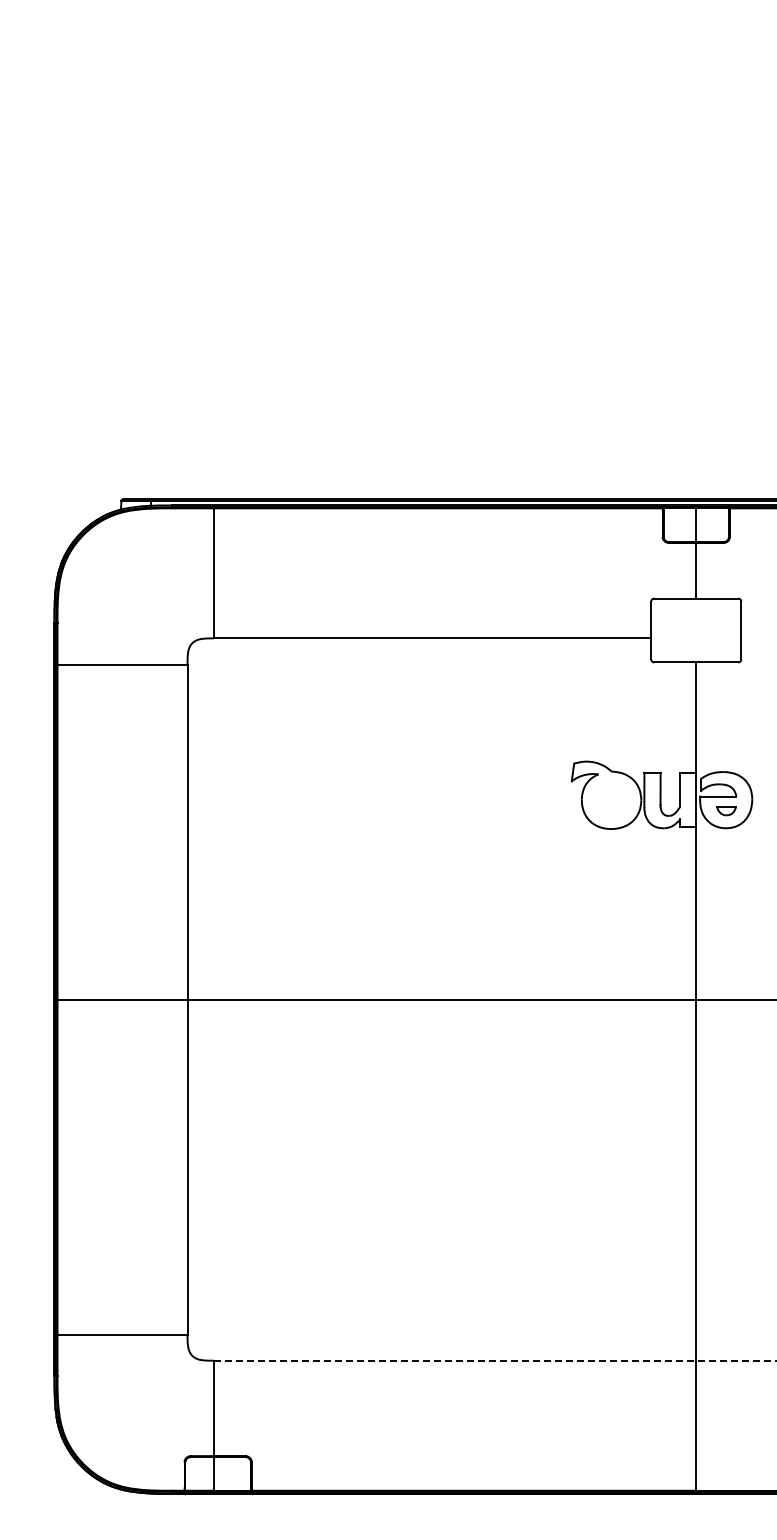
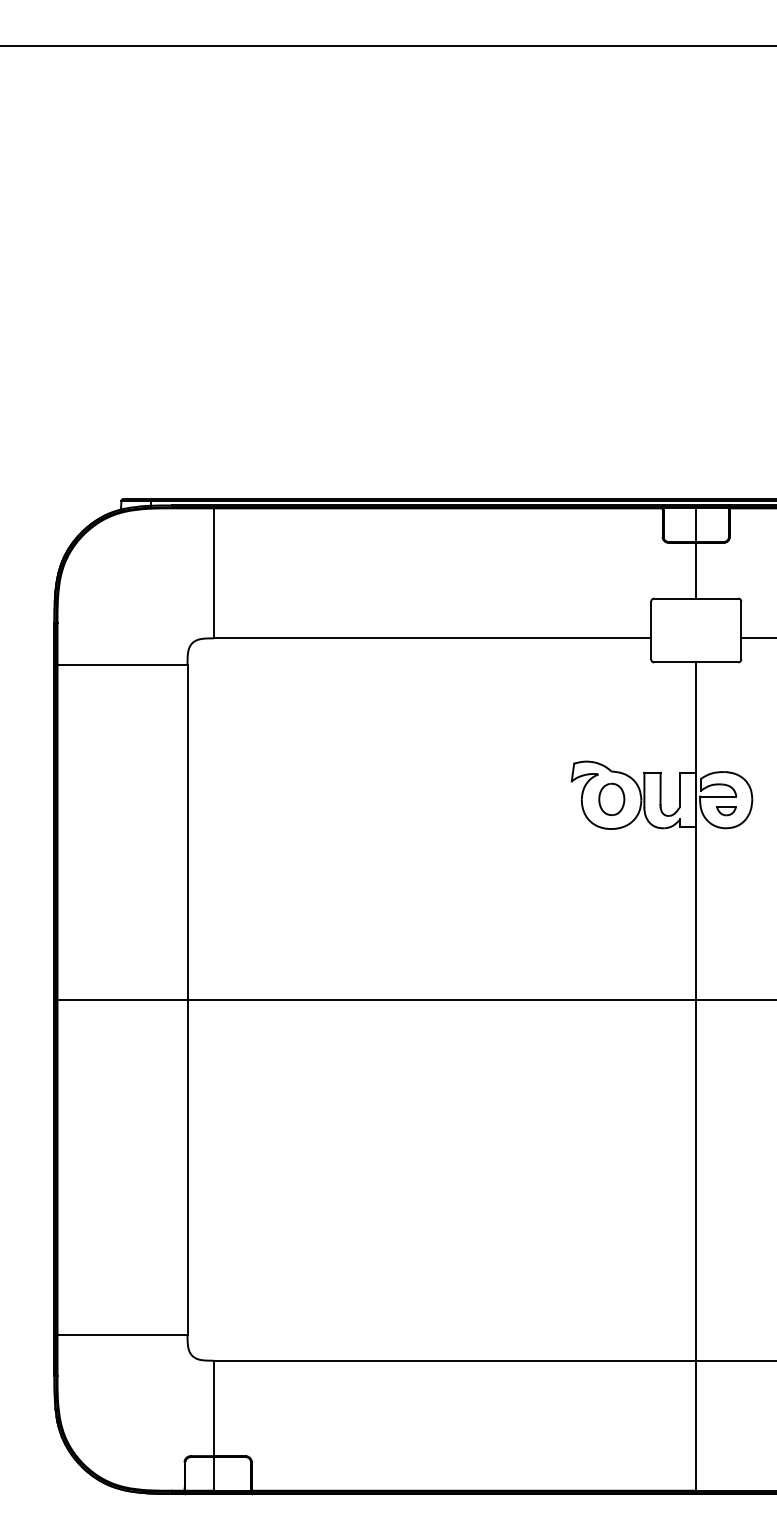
line: none -> present (387, 46)
line: none -> present (757, 638)
part: none -> present (611, 798)
line: dashed -> solid (495, 1360)
